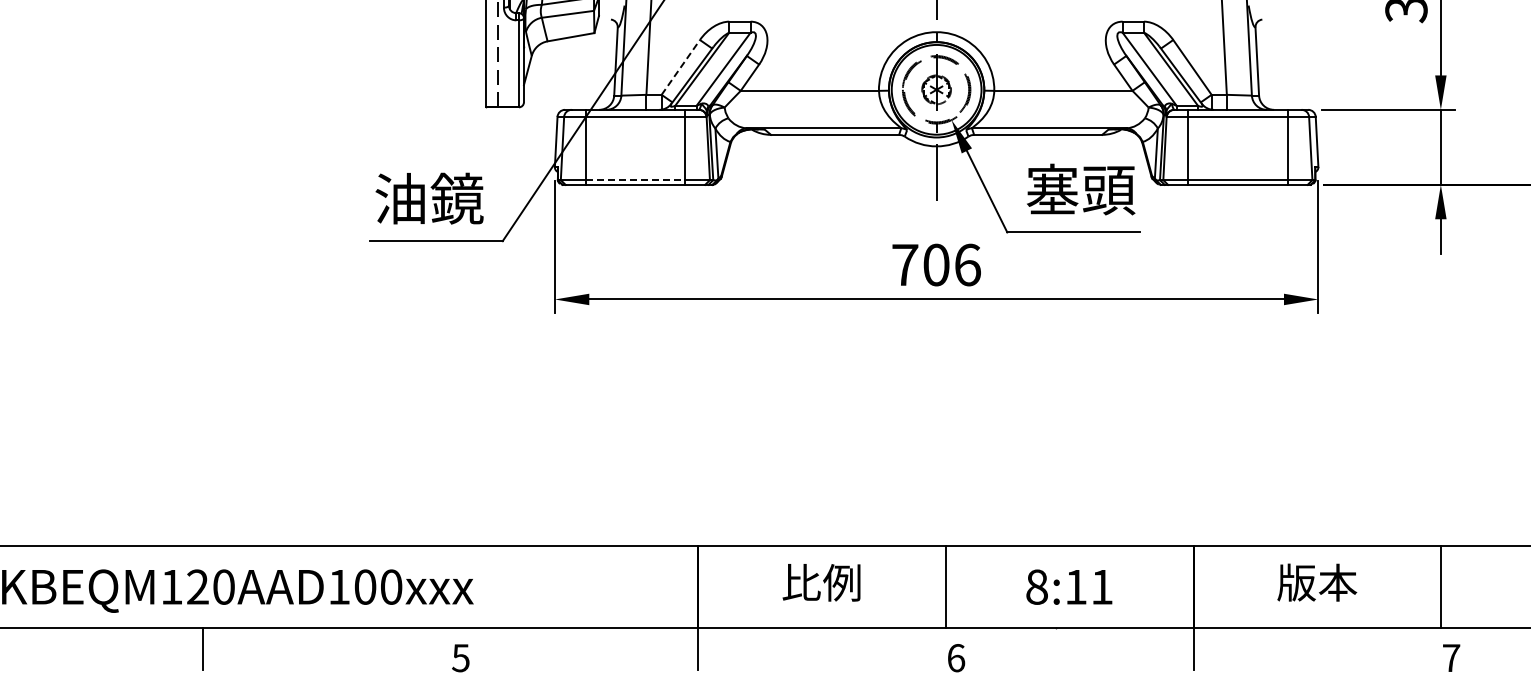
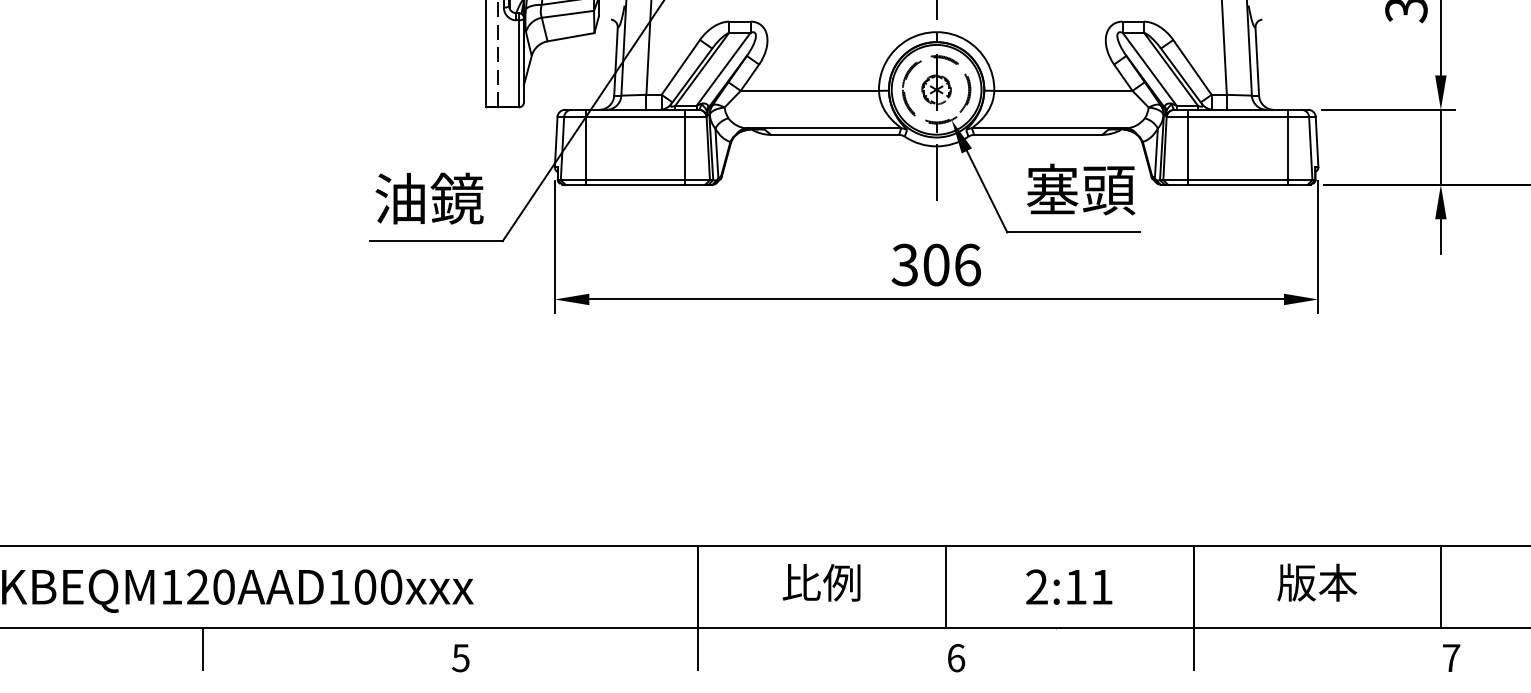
line: dashed -> solid (681, 67)
line: dashed -> solid (635, 180)
text: 706 -> 306 (904, 264)
text: 8:11 -> 2:11 (1036, 586)
